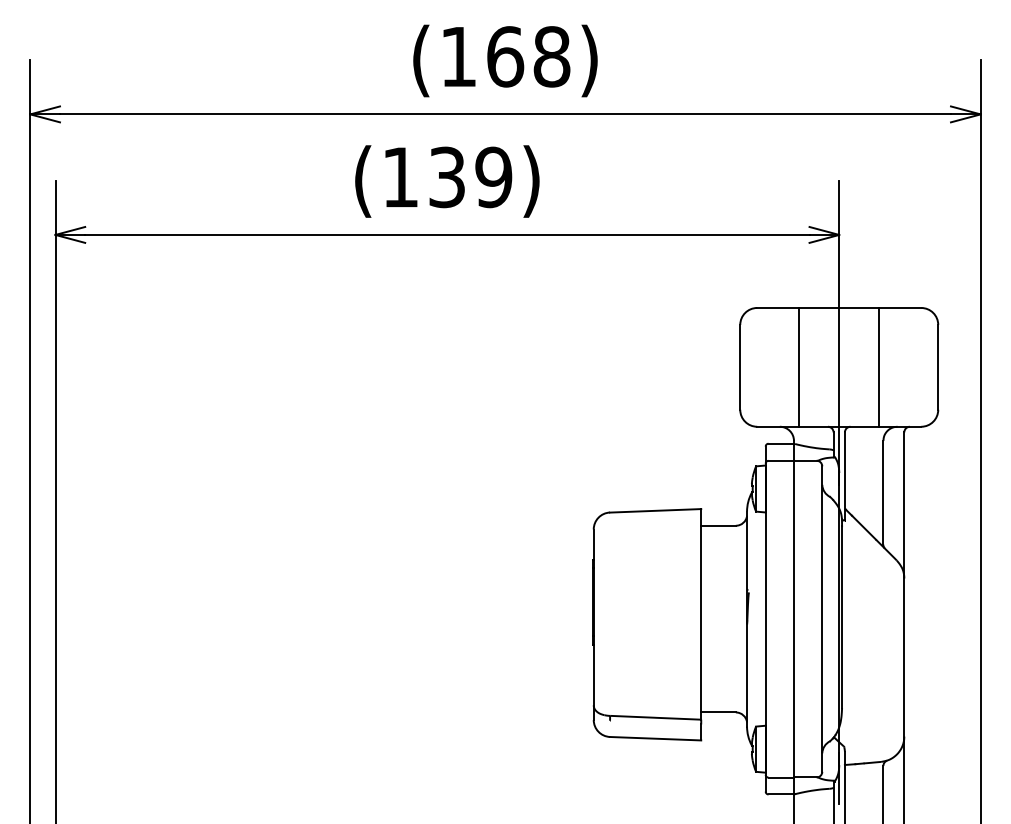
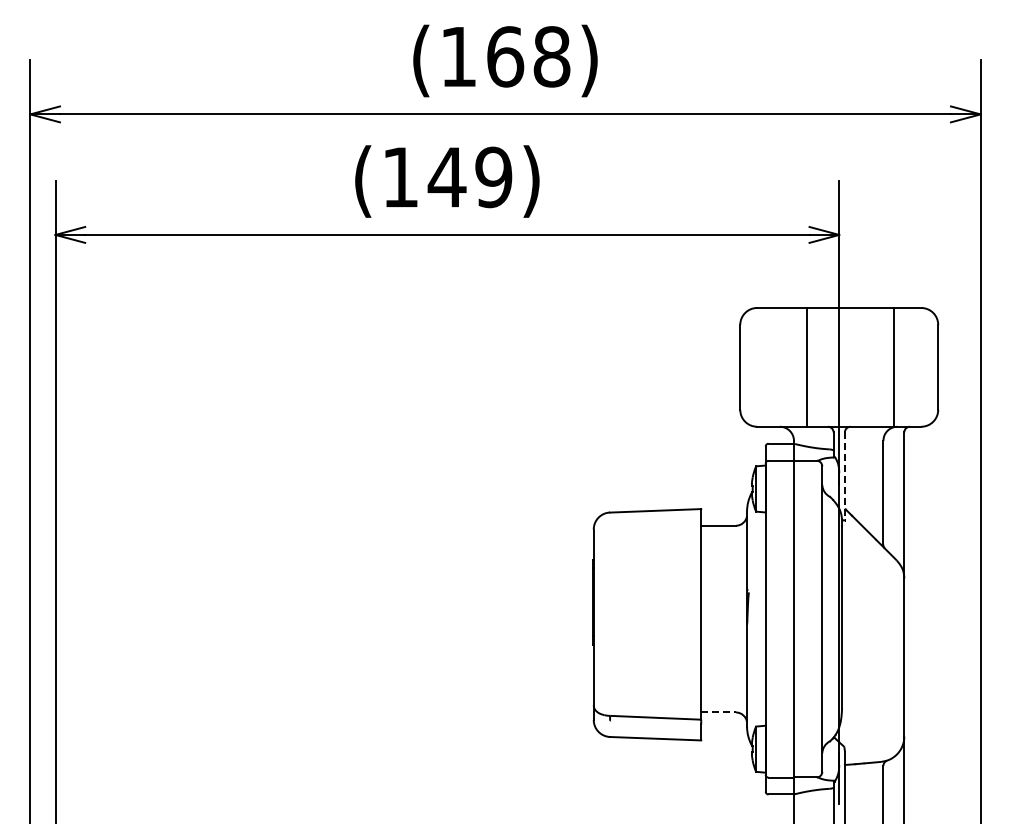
text: (139) -> (149) (446, 177)
line position: (799, 366) -> (807, 366) (807, 366)
line position: (879, 366) -> (894, 366) (894, 366)
line: solid -> dashed (844, 476)
line: solid -> dashed (719, 712)
